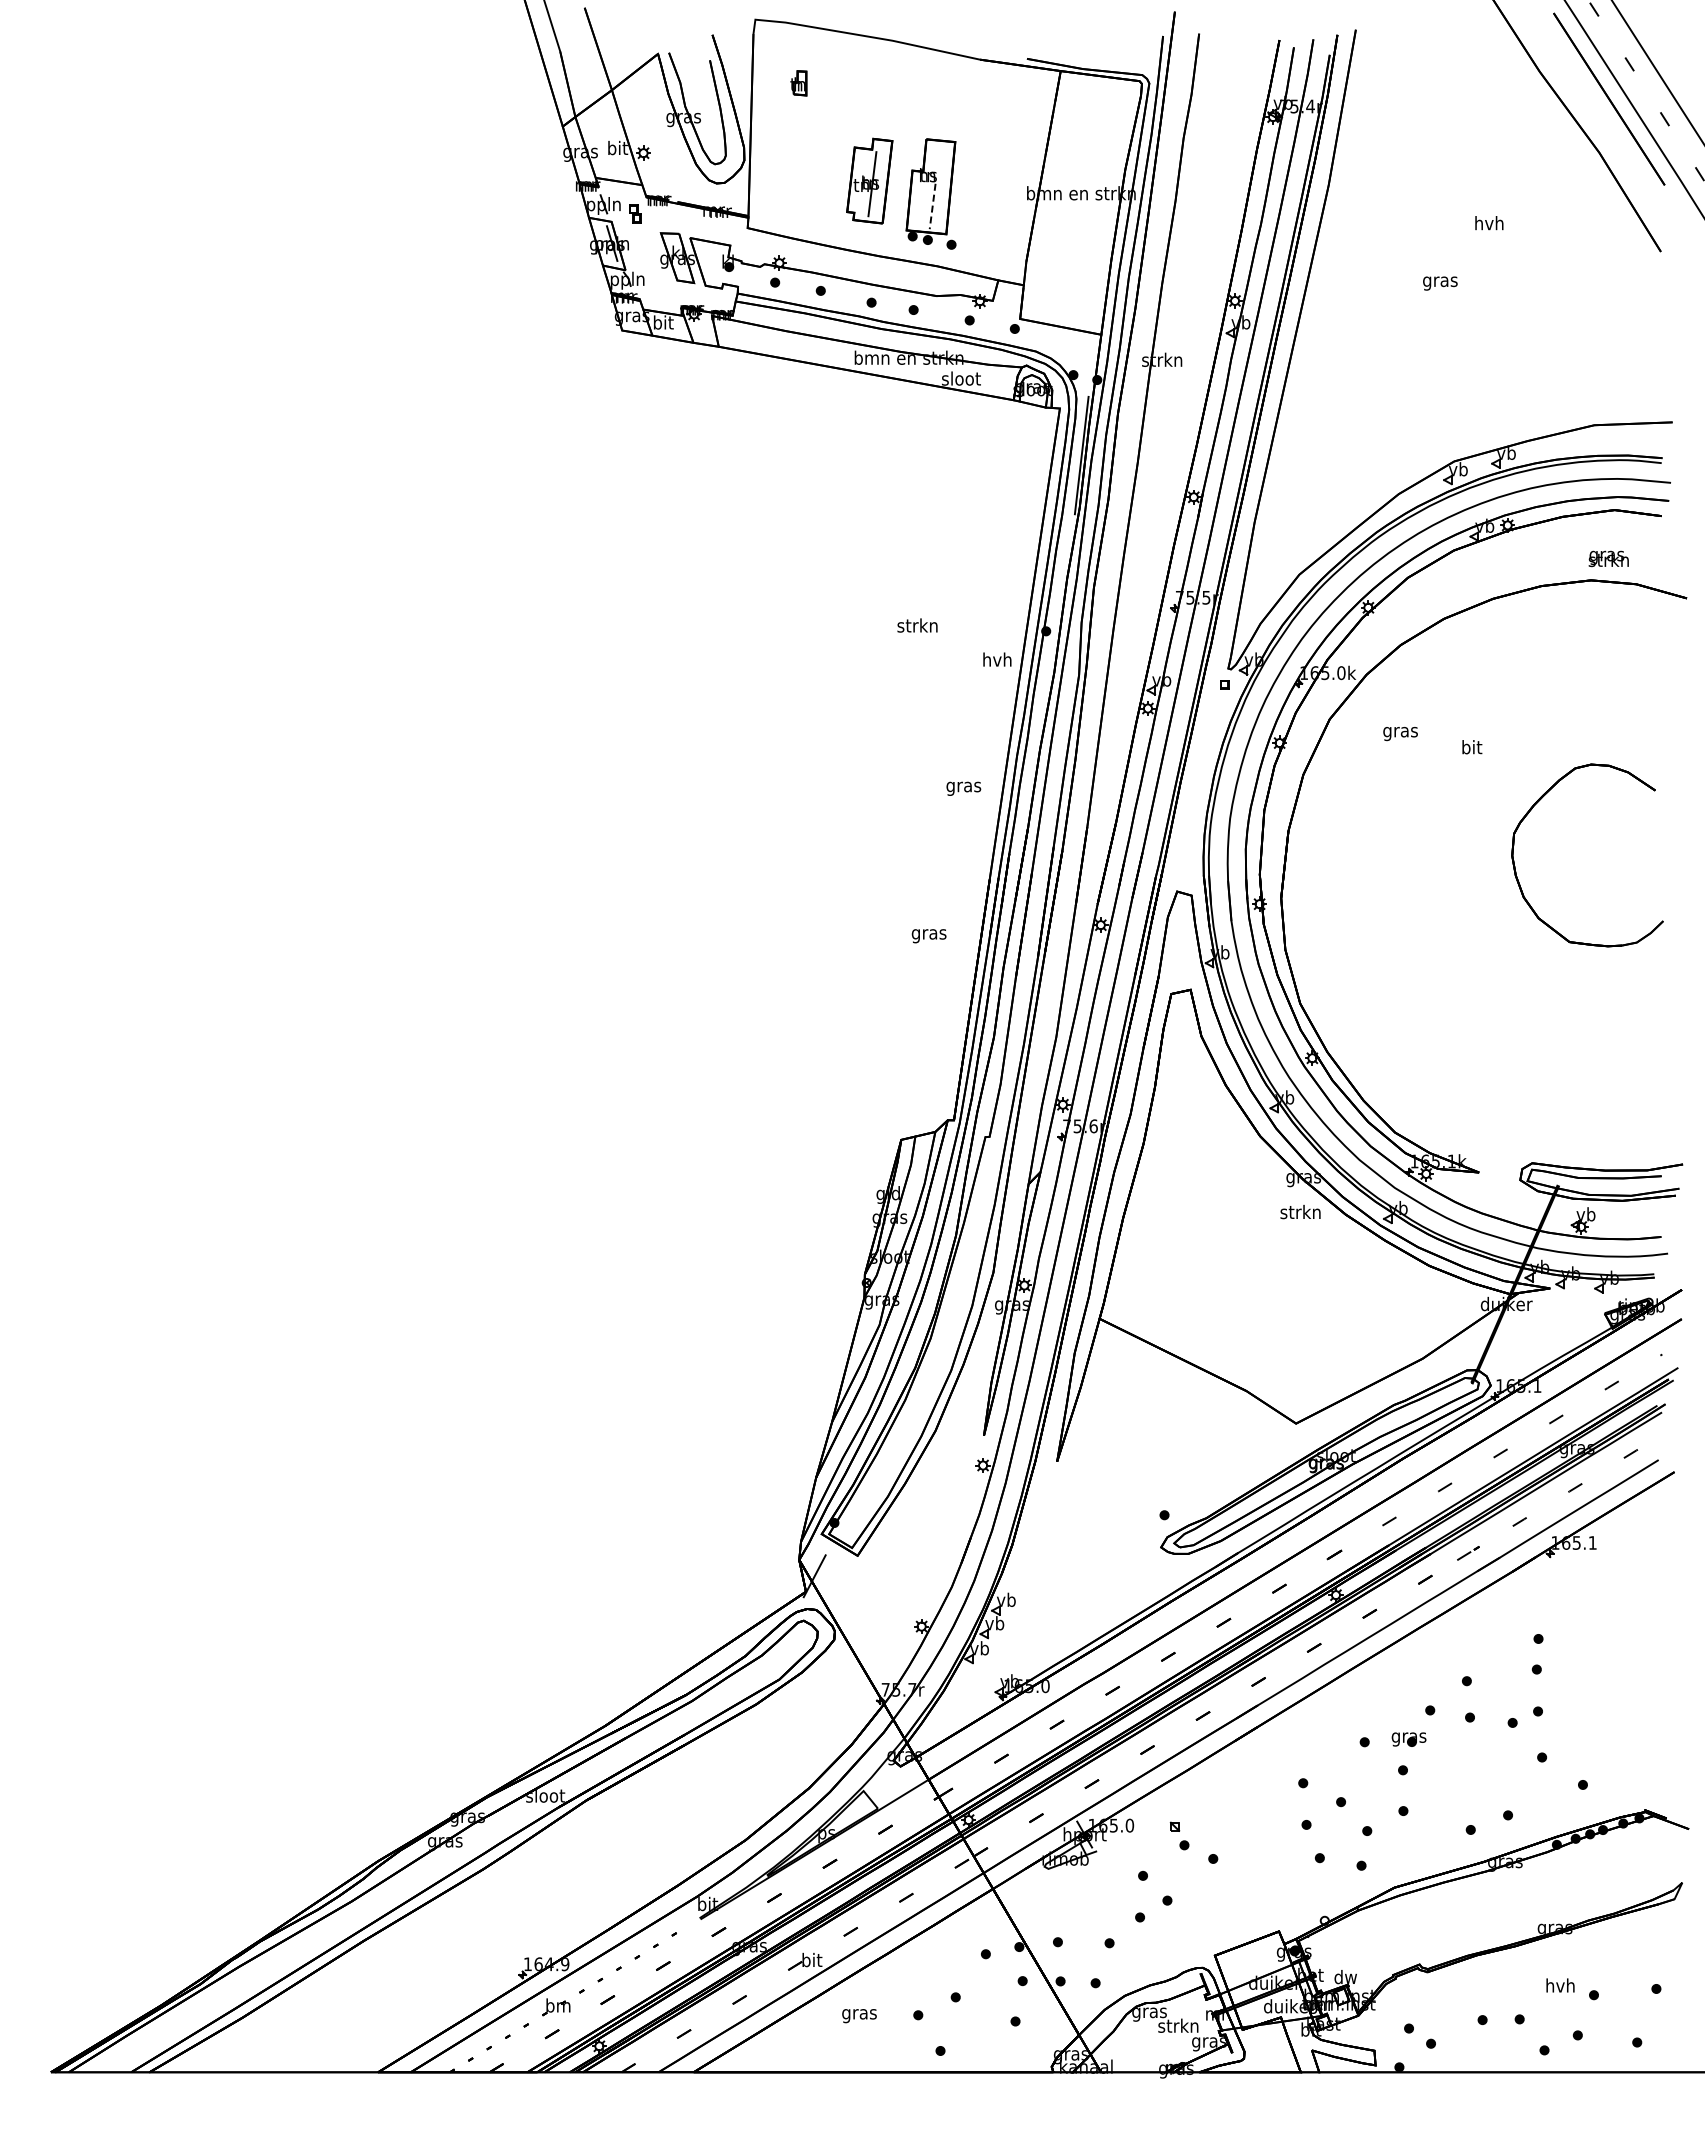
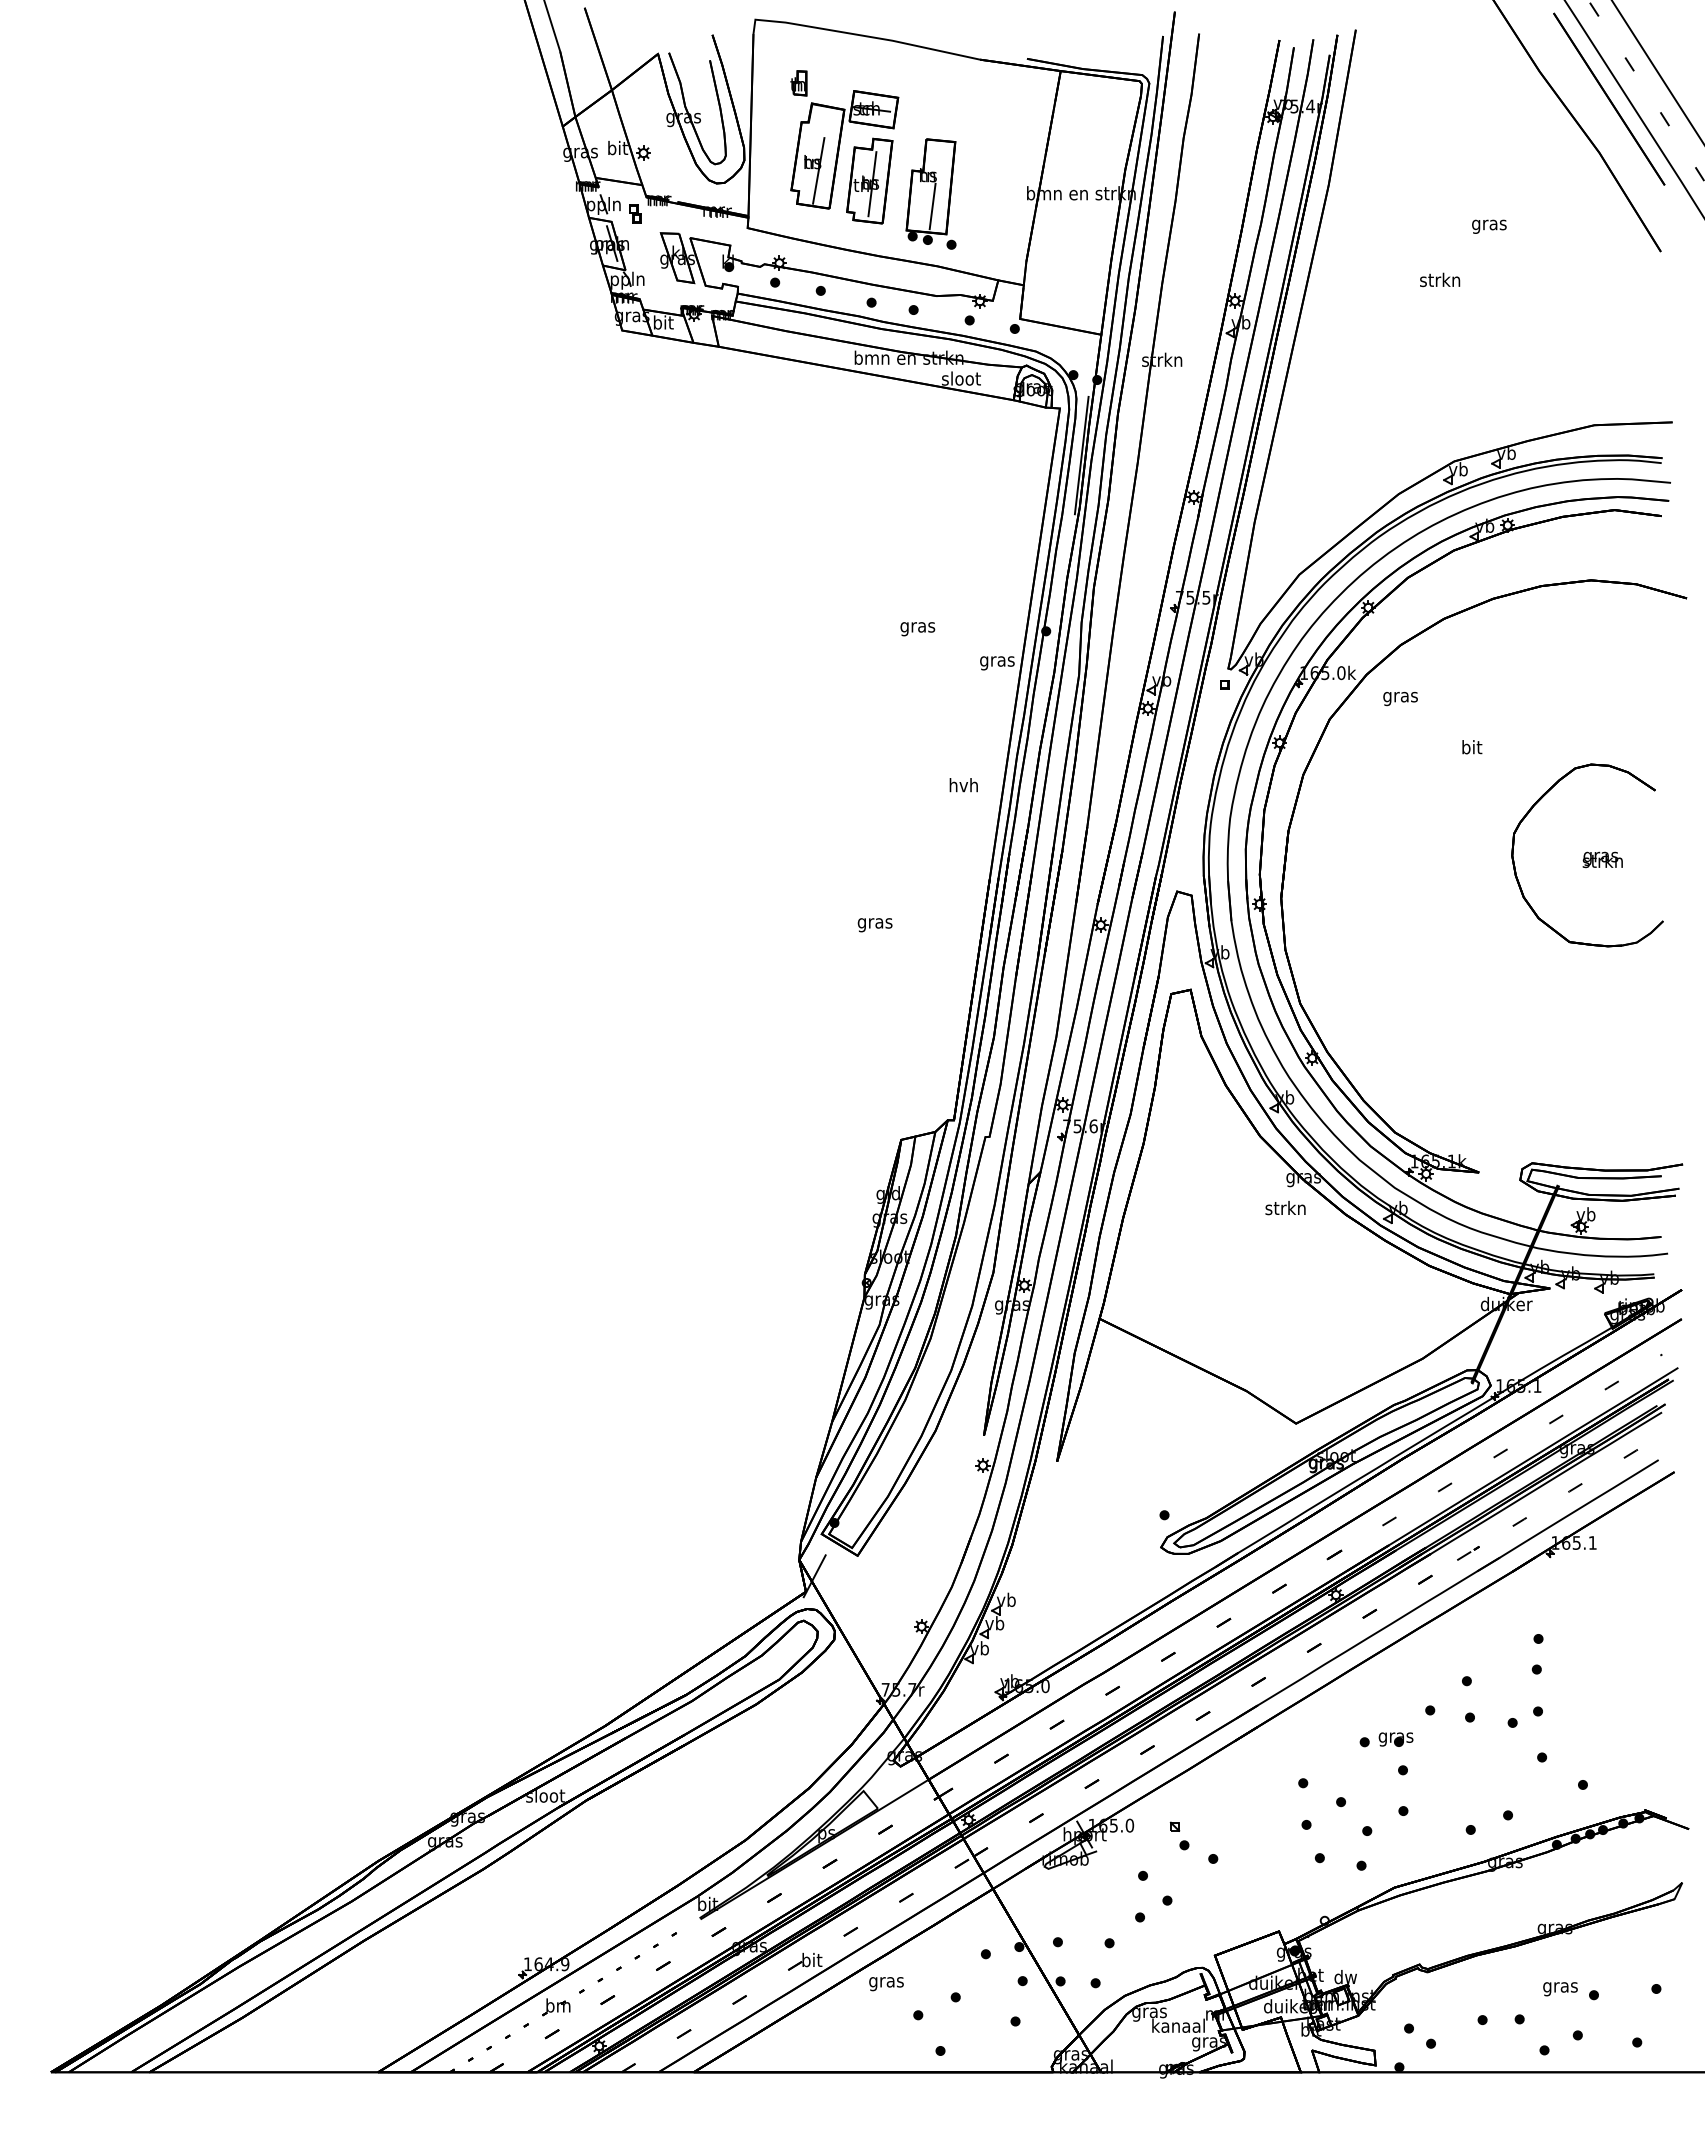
part: none -> present (844, 149)
line: dashed -> solid (932, 206)
text: hvh -> gras (1489, 224)
text: gras -> strkn (1440, 281)
text position: (1608, 558) -> (1602, 859) (1602, 859)
text: strkn -> gras (917, 627)
text: hvh -> gras (997, 661)
text position: (1400, 734) -> (1400, 699) (1400, 699)
text: gras -> hvh (963, 786)
text position: (928, 936) -> (874, 925) (874, 925)
text position: (1300, 1212) -> (1285, 1208) (1285, 1208)
part position: (1408, 1739) -> (1395, 1739) (1395, 1739)
text: hvh -> gras (1560, 1987)
text position: (859, 2016) -> (886, 1984) (886, 1984)
text: strkn -> kanaal (1178, 2025)
